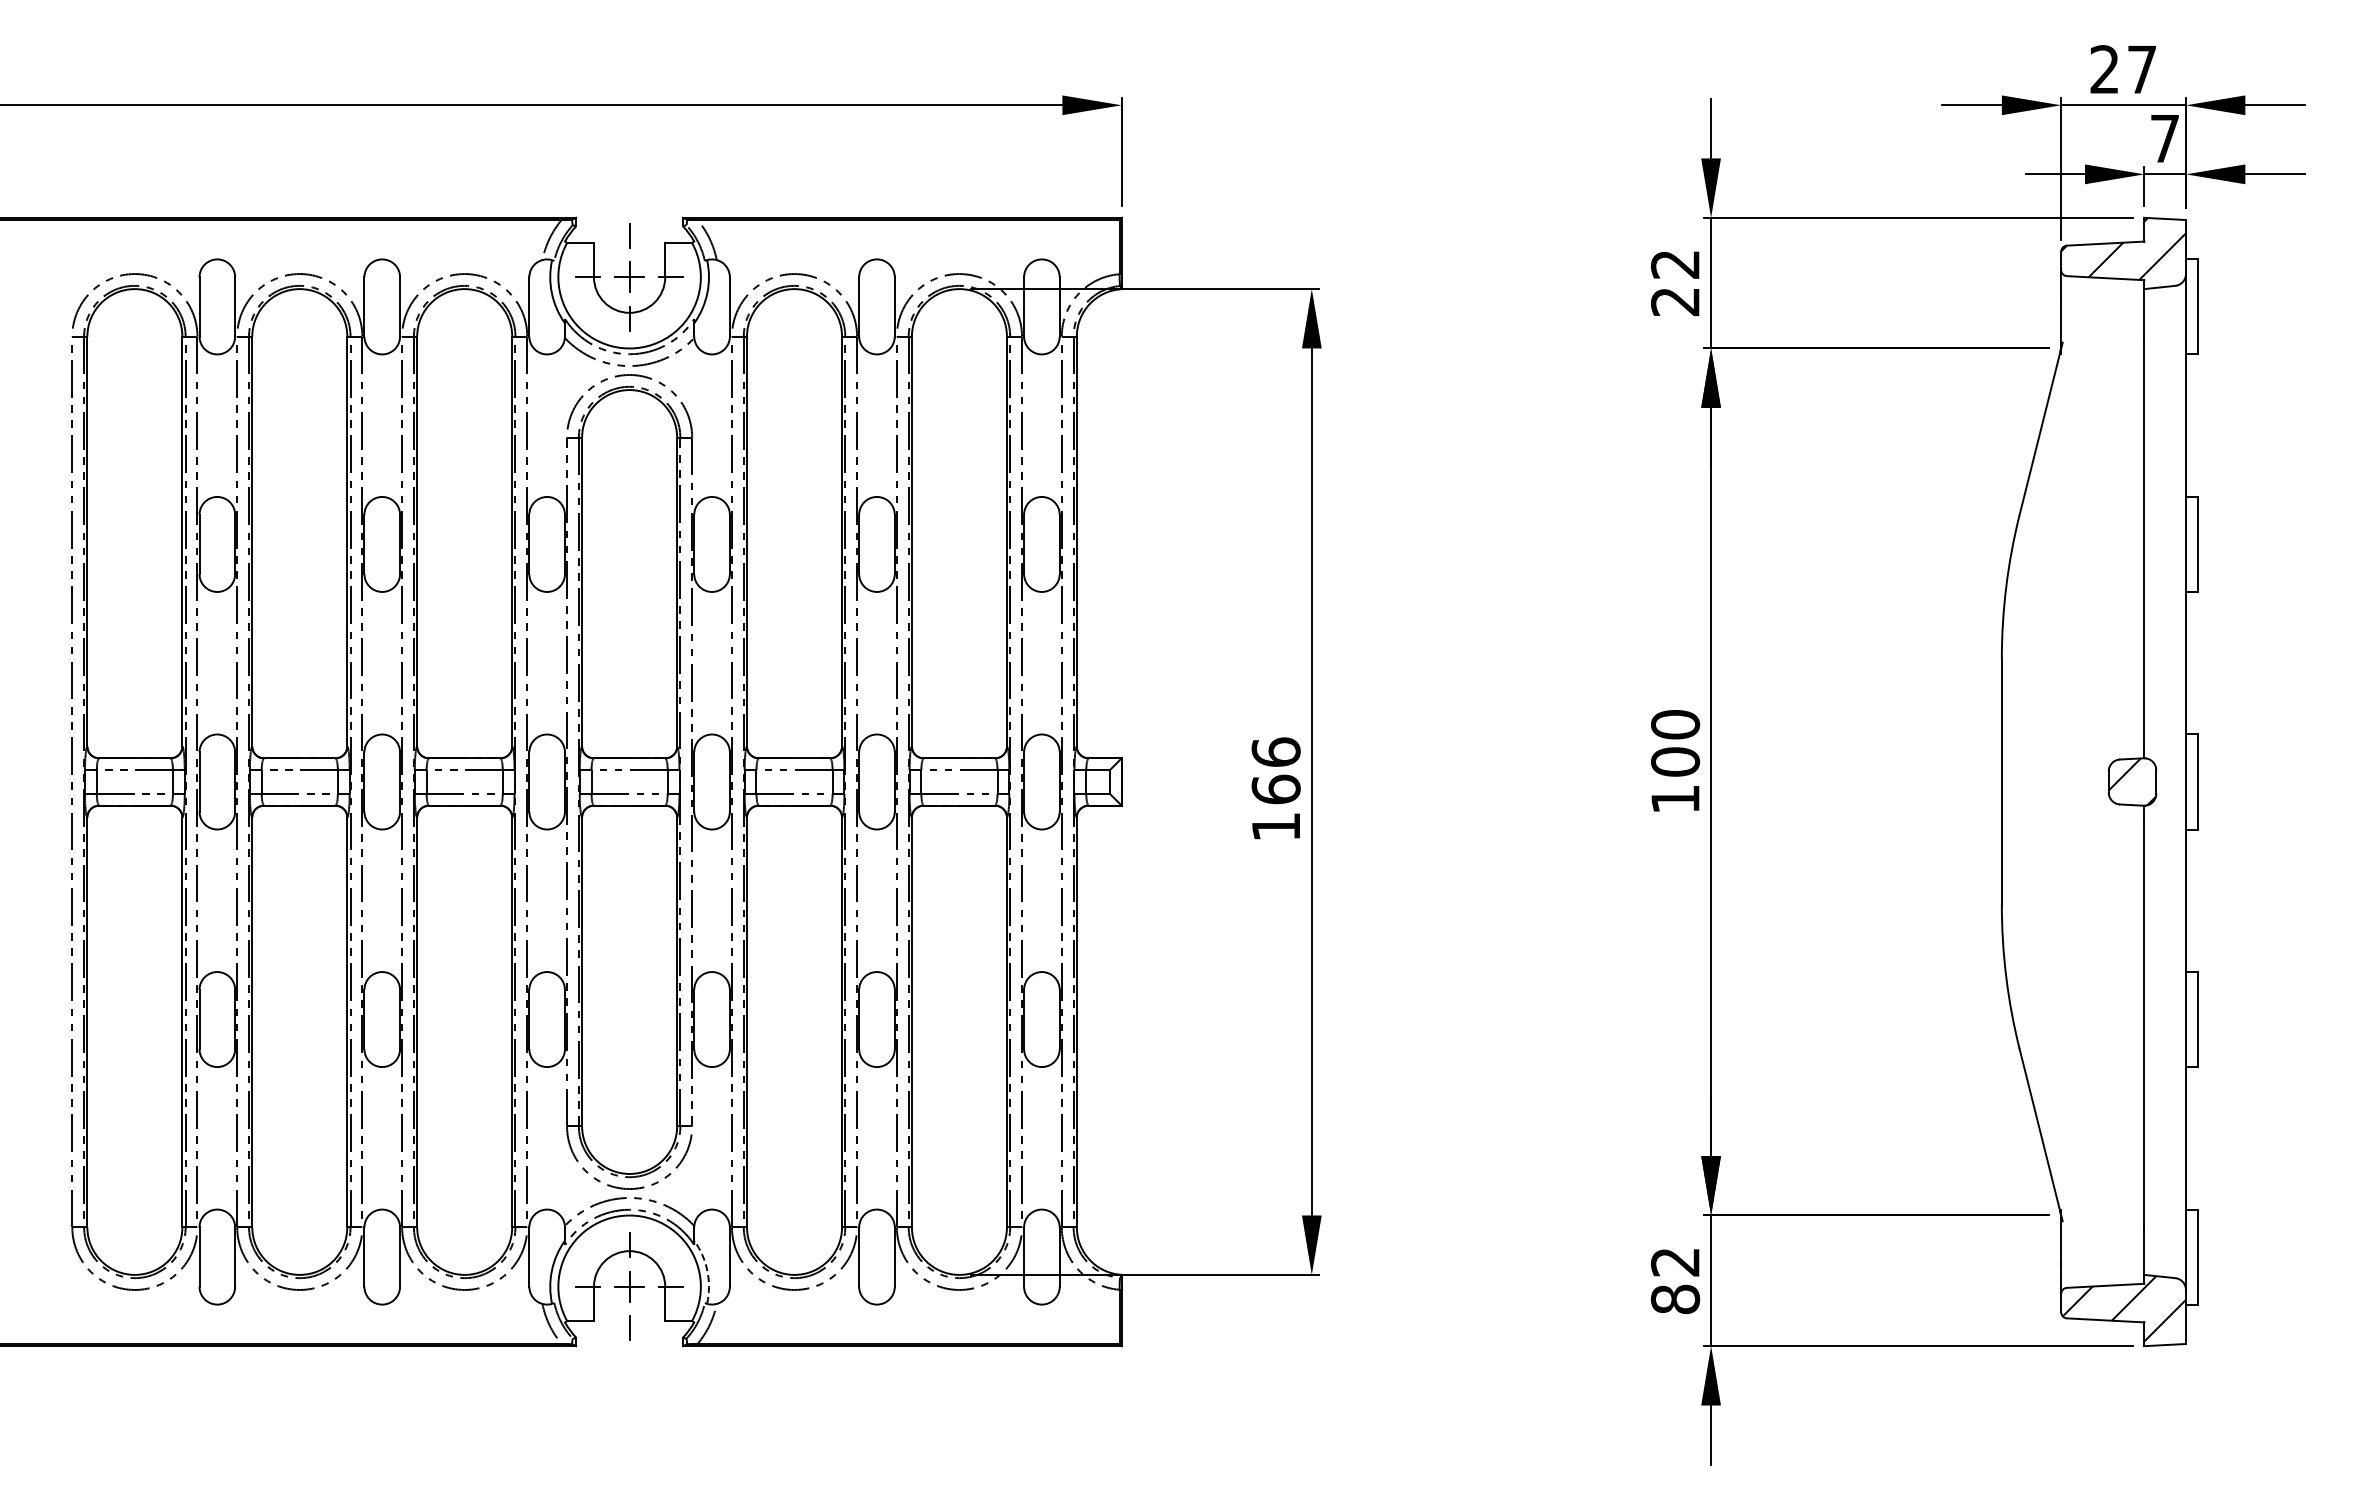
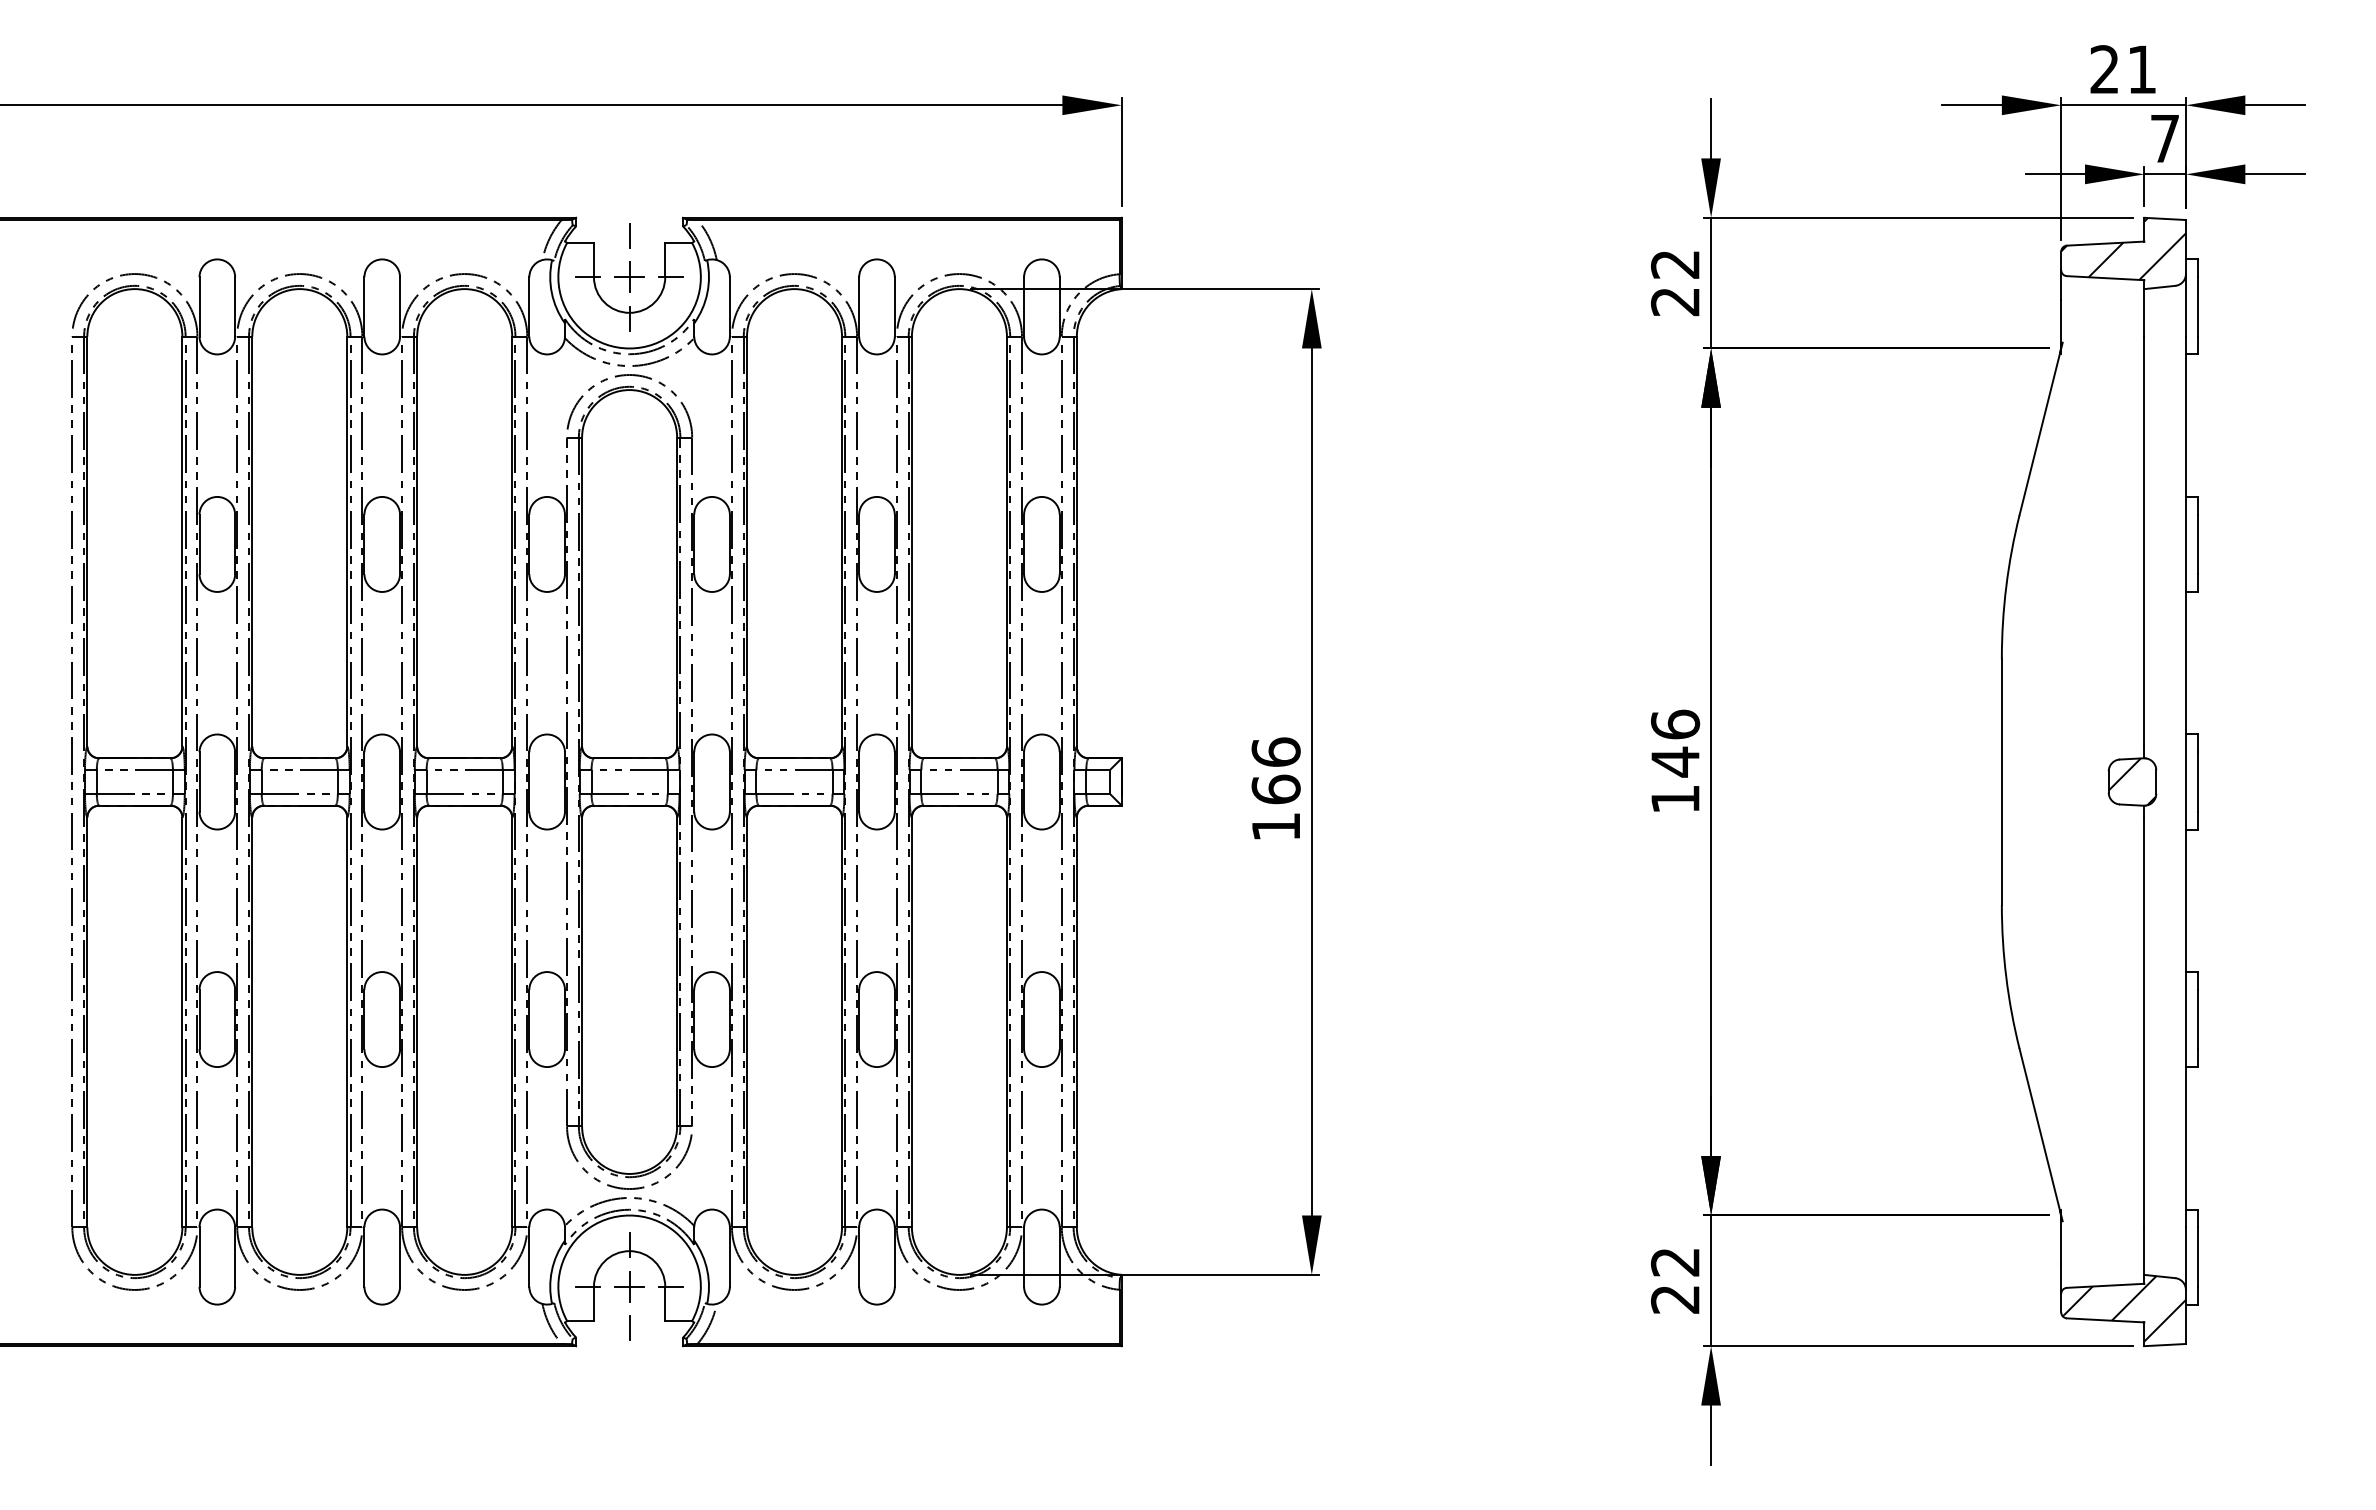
text: 27 -> 21 (2141, 69)
text: 100 -> 146 (1675, 743)
arc: dashed -> solid (707, 1270)
text: 82 -> 22 (1675, 1299)
